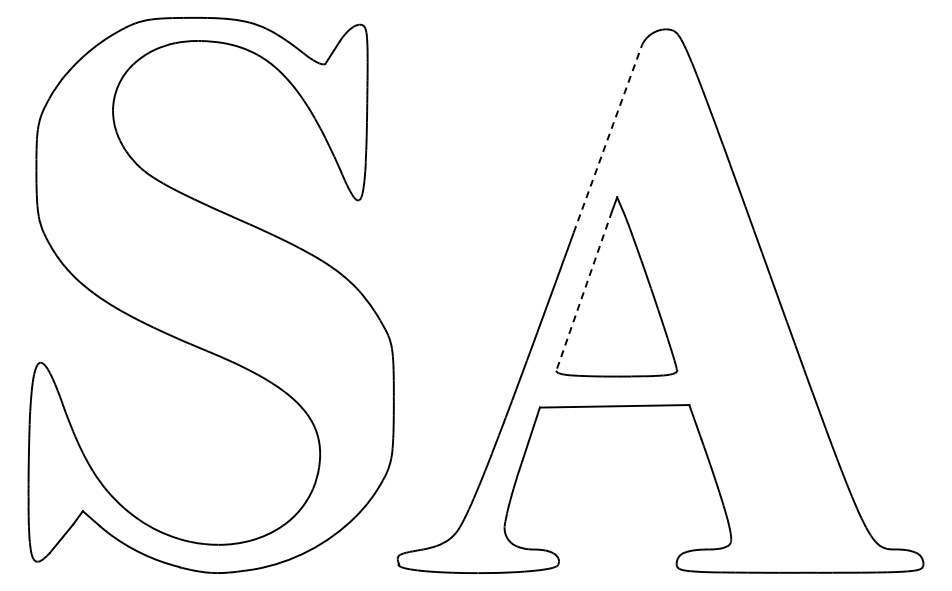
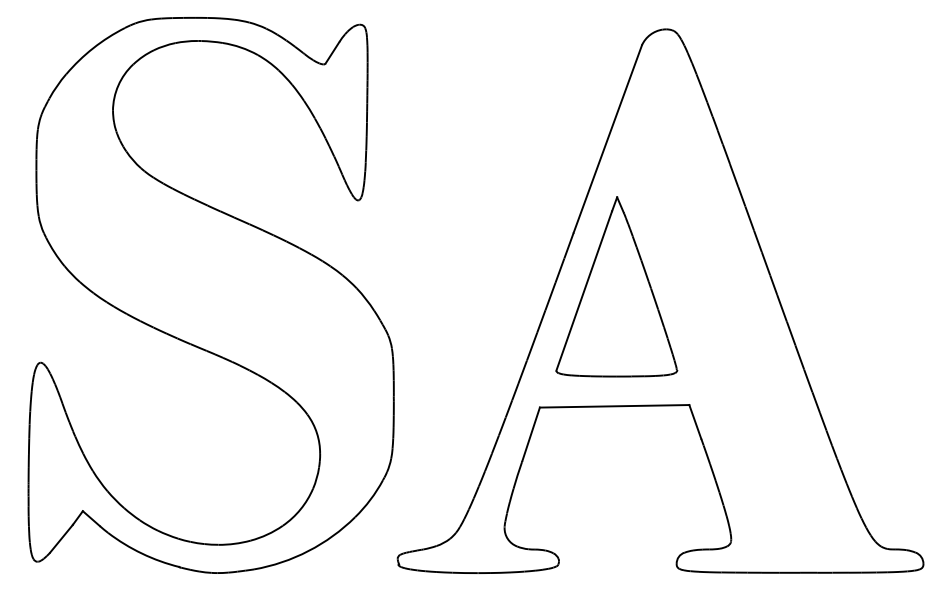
line: dashed -> solid (607, 138)
line: dashed -> solid (584, 291)
